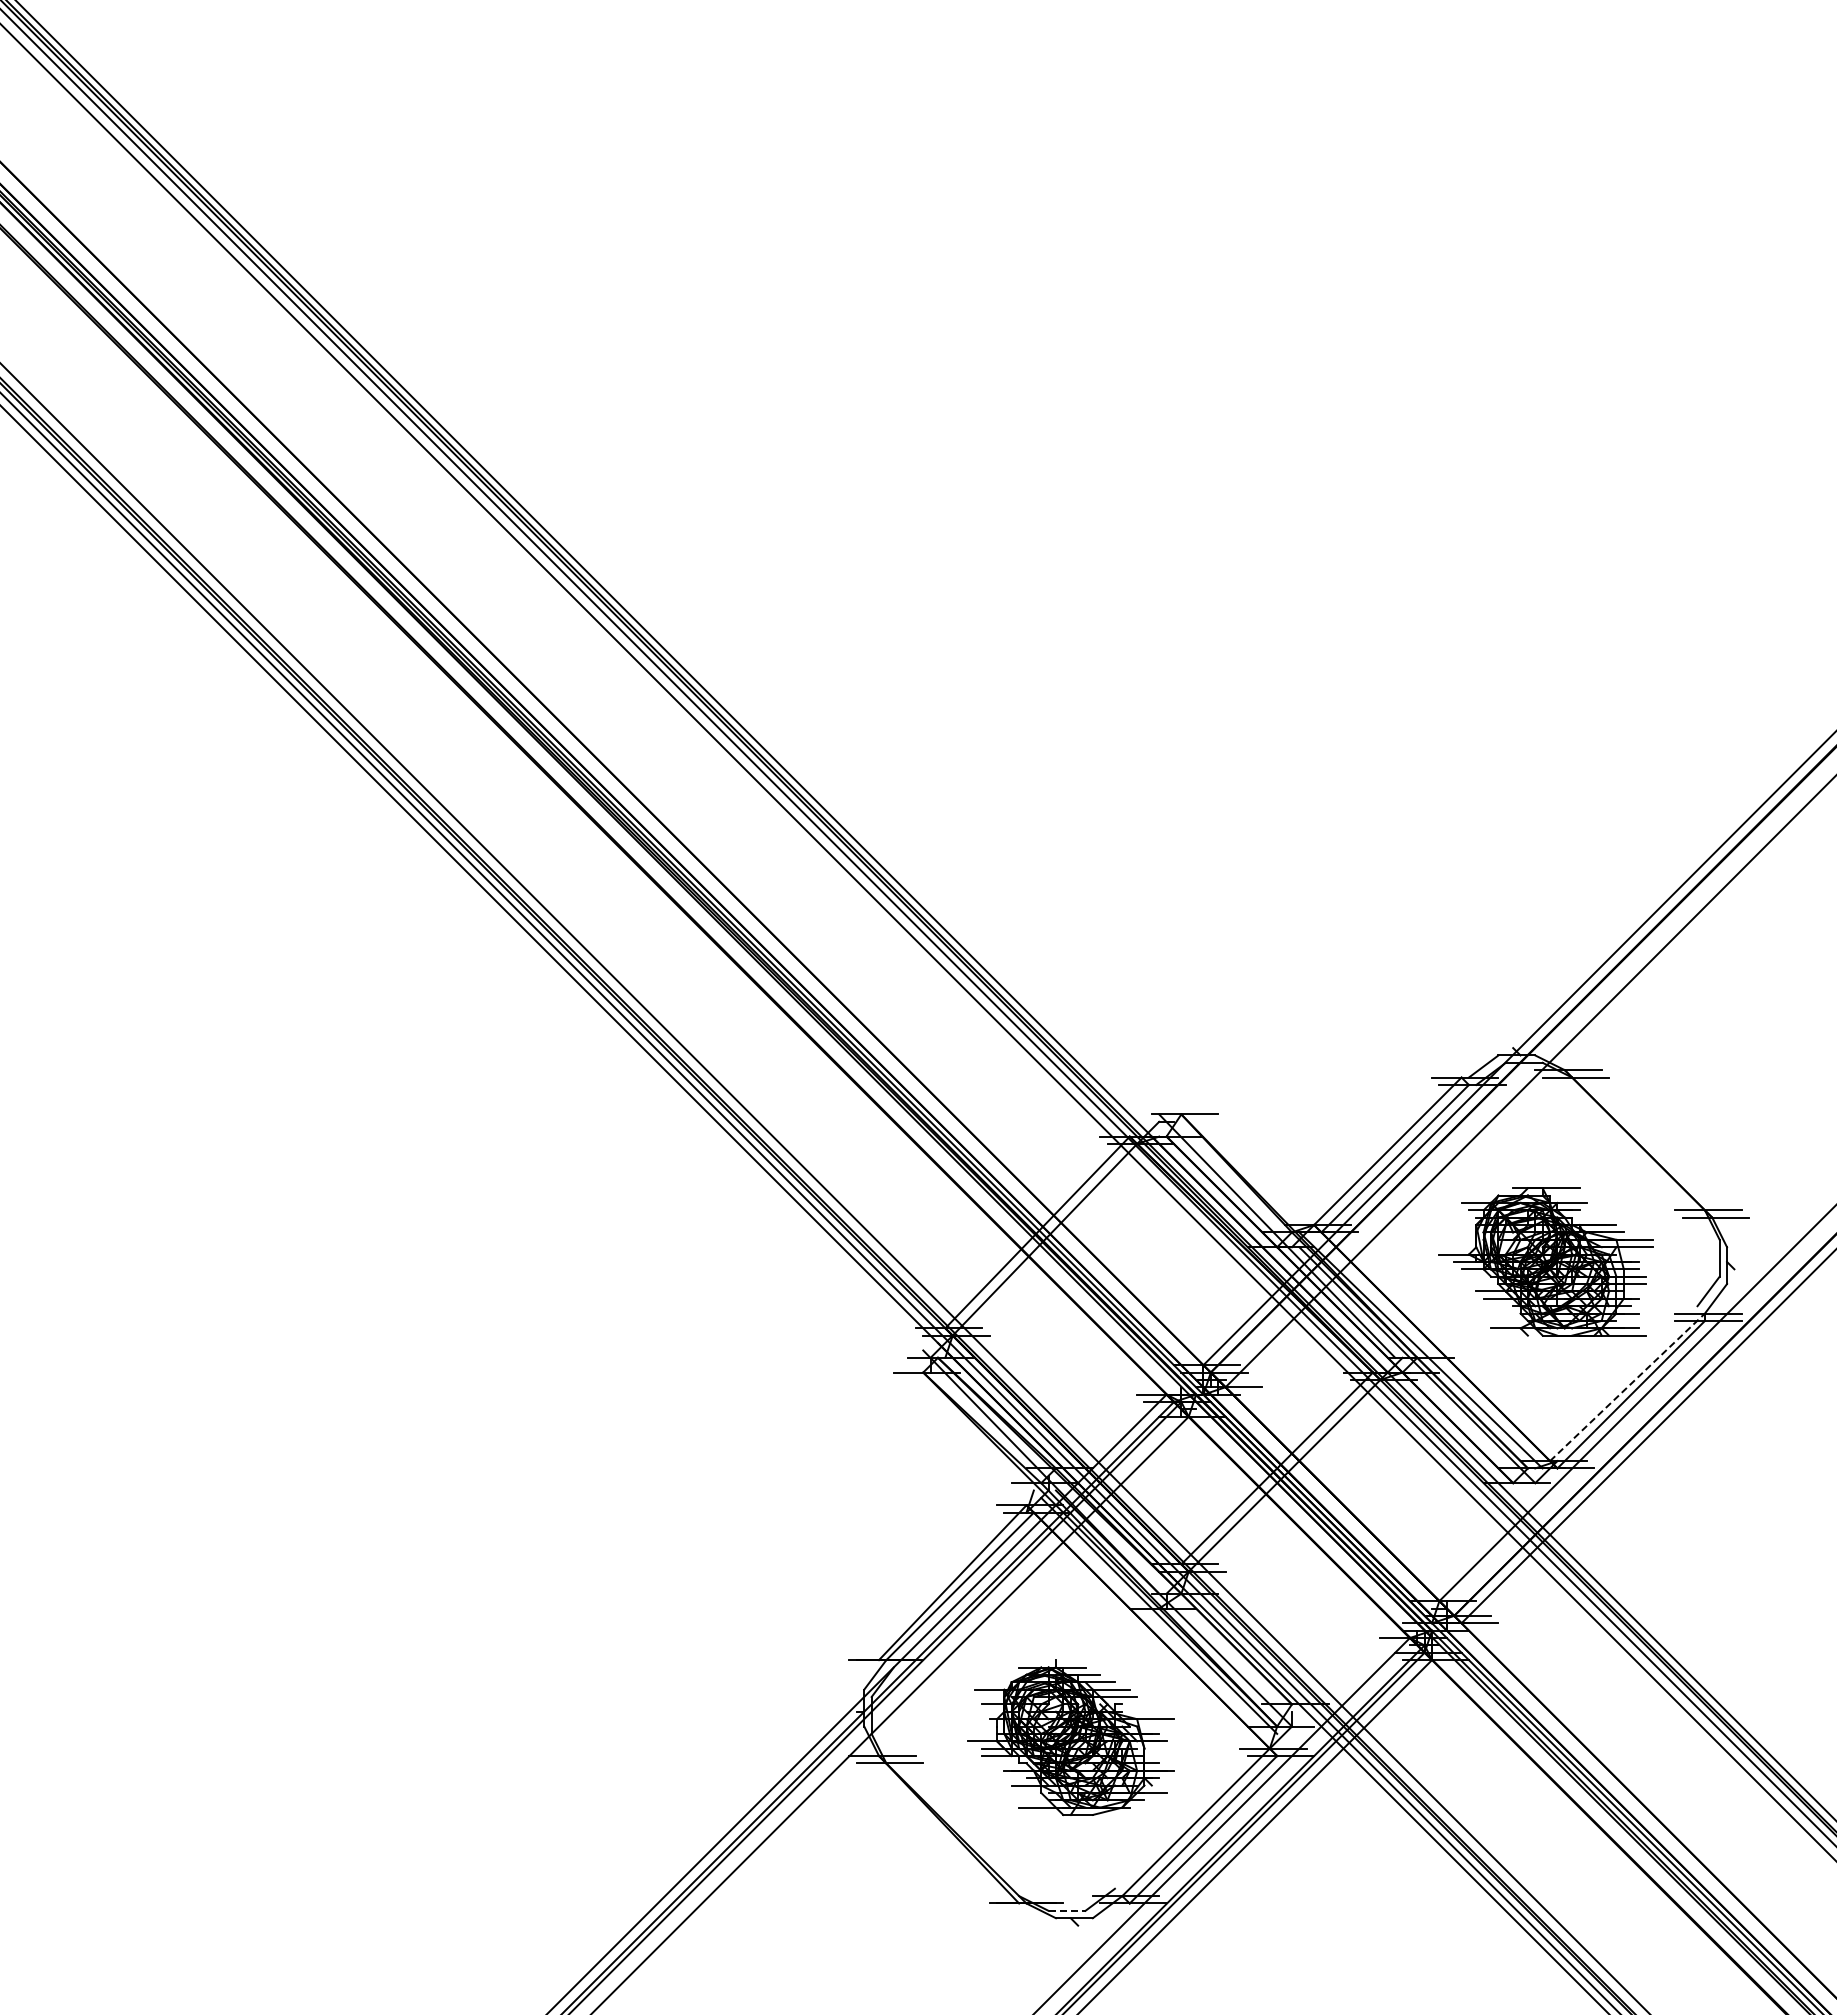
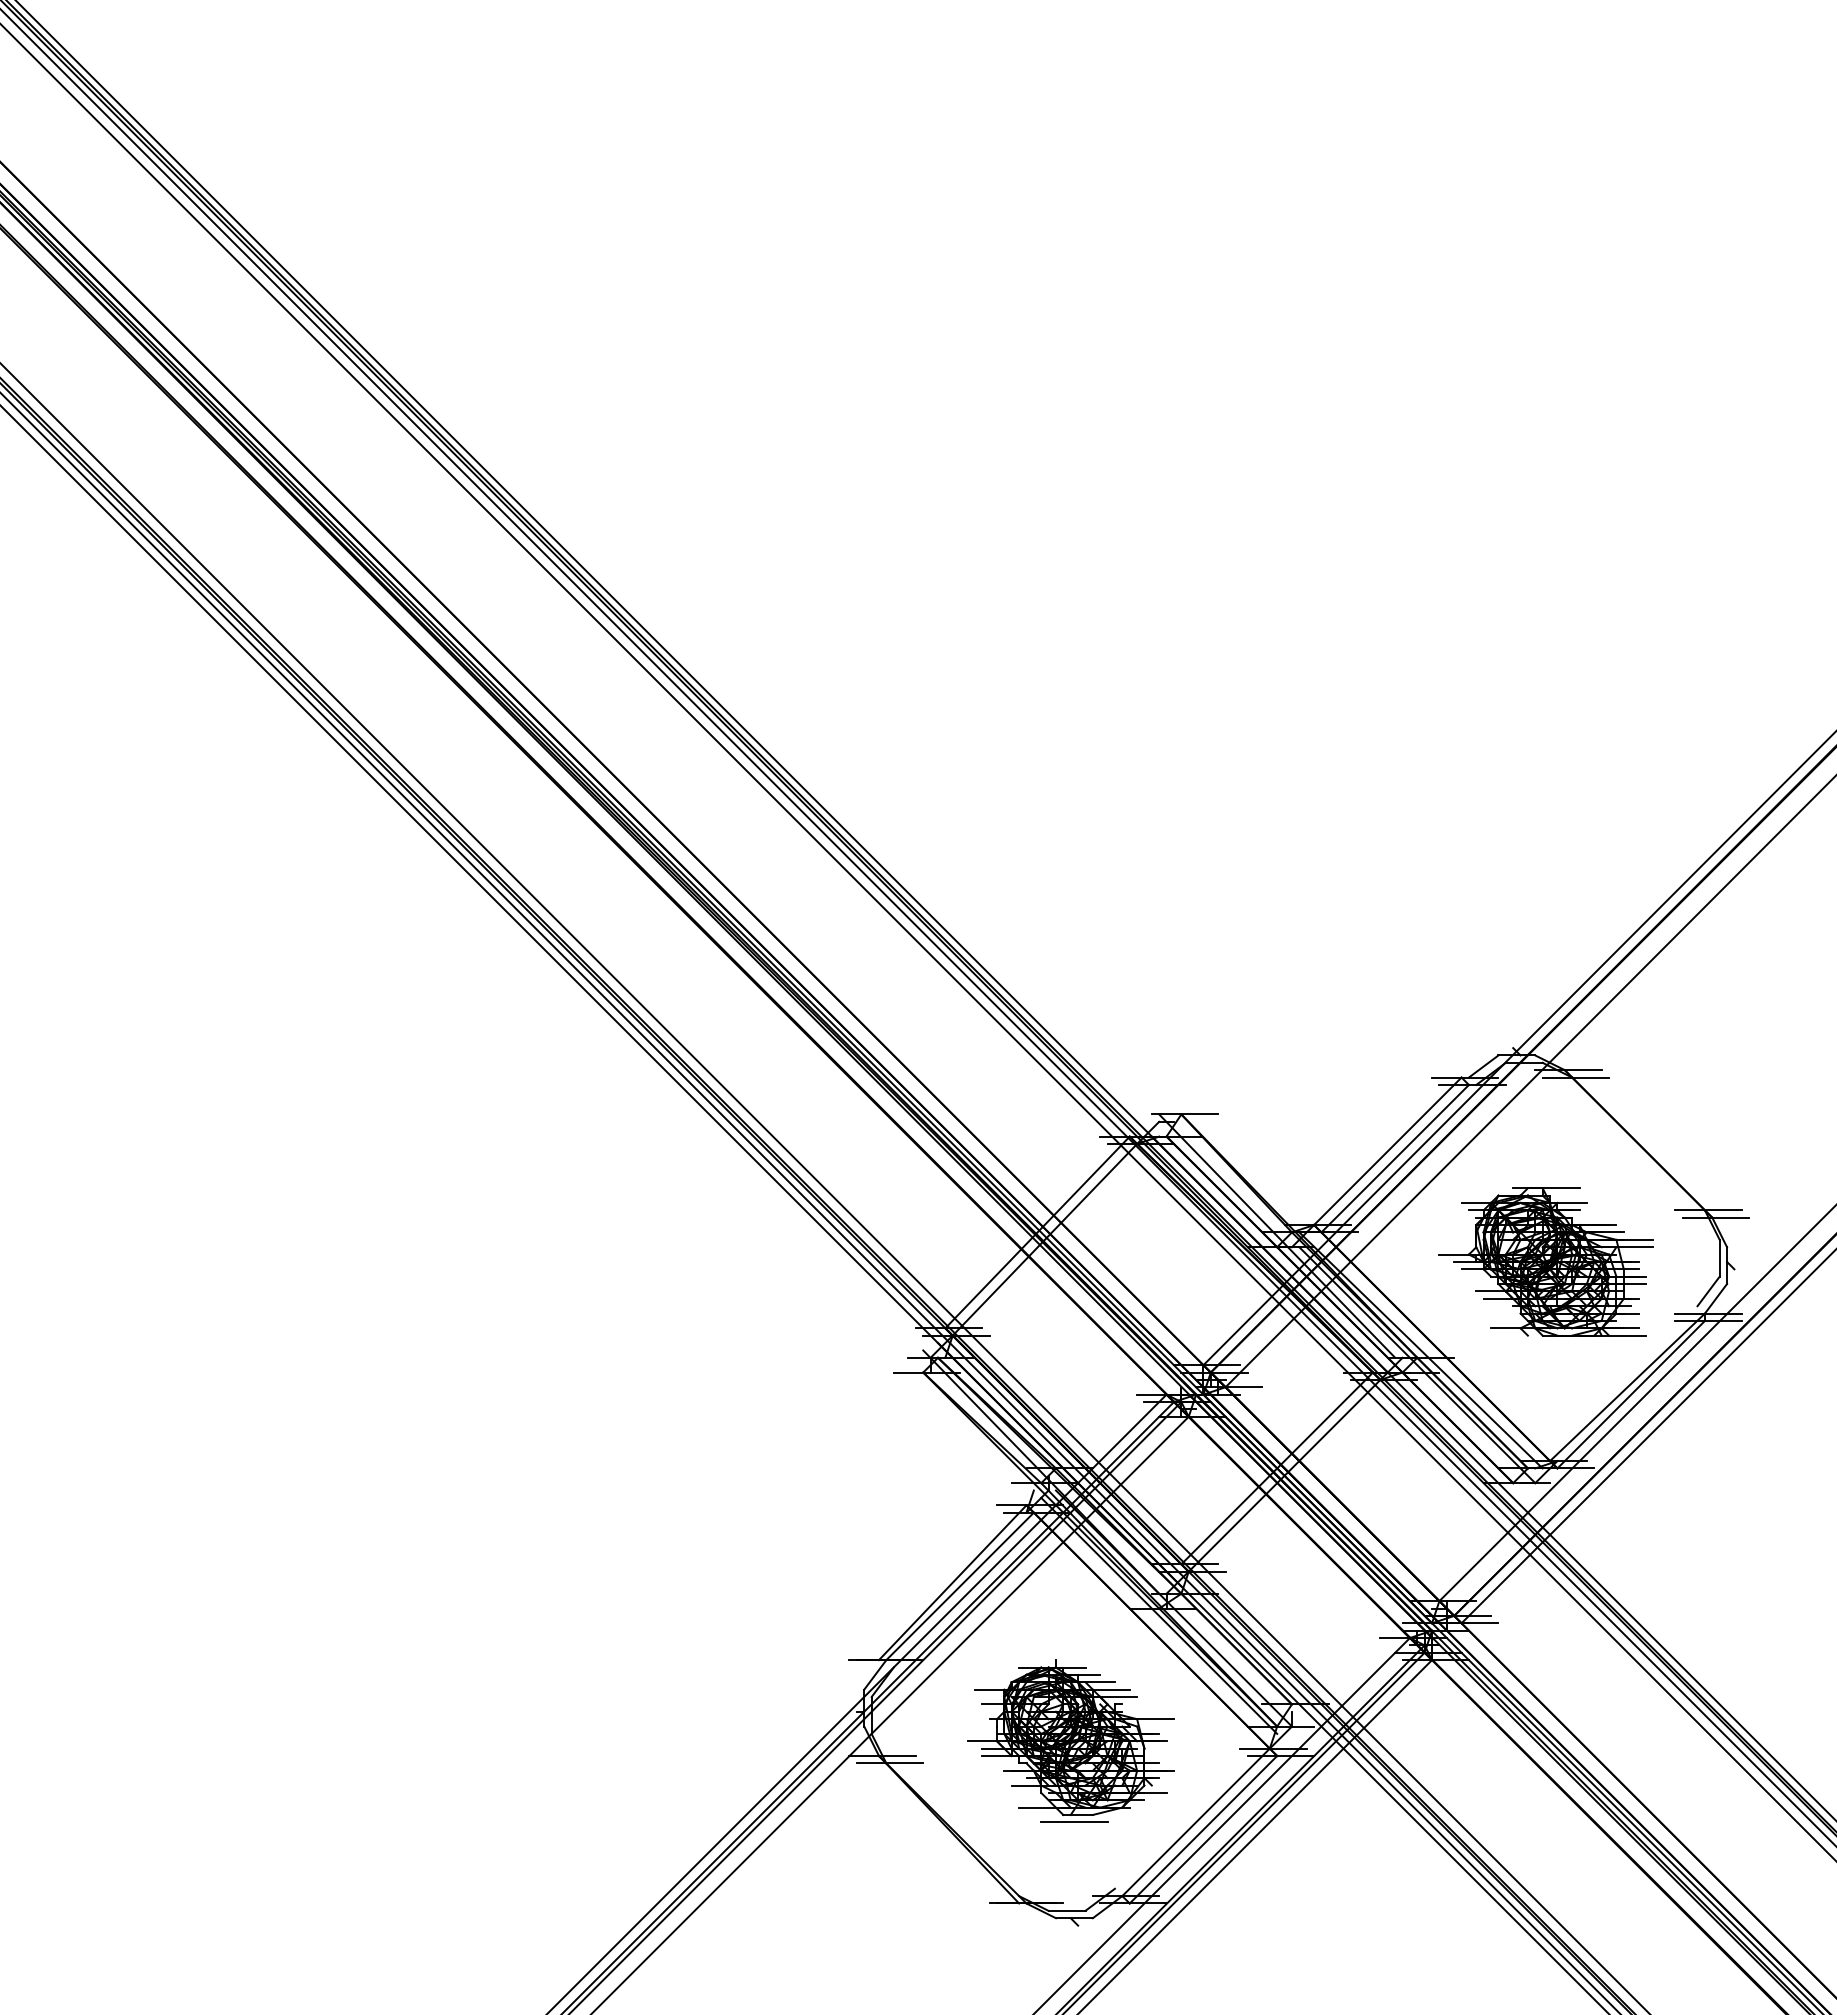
line: dashed -> solid (1627, 1387)
line: none -> present (1074, 1822)
line: dashed -> solid (1067, 1910)
